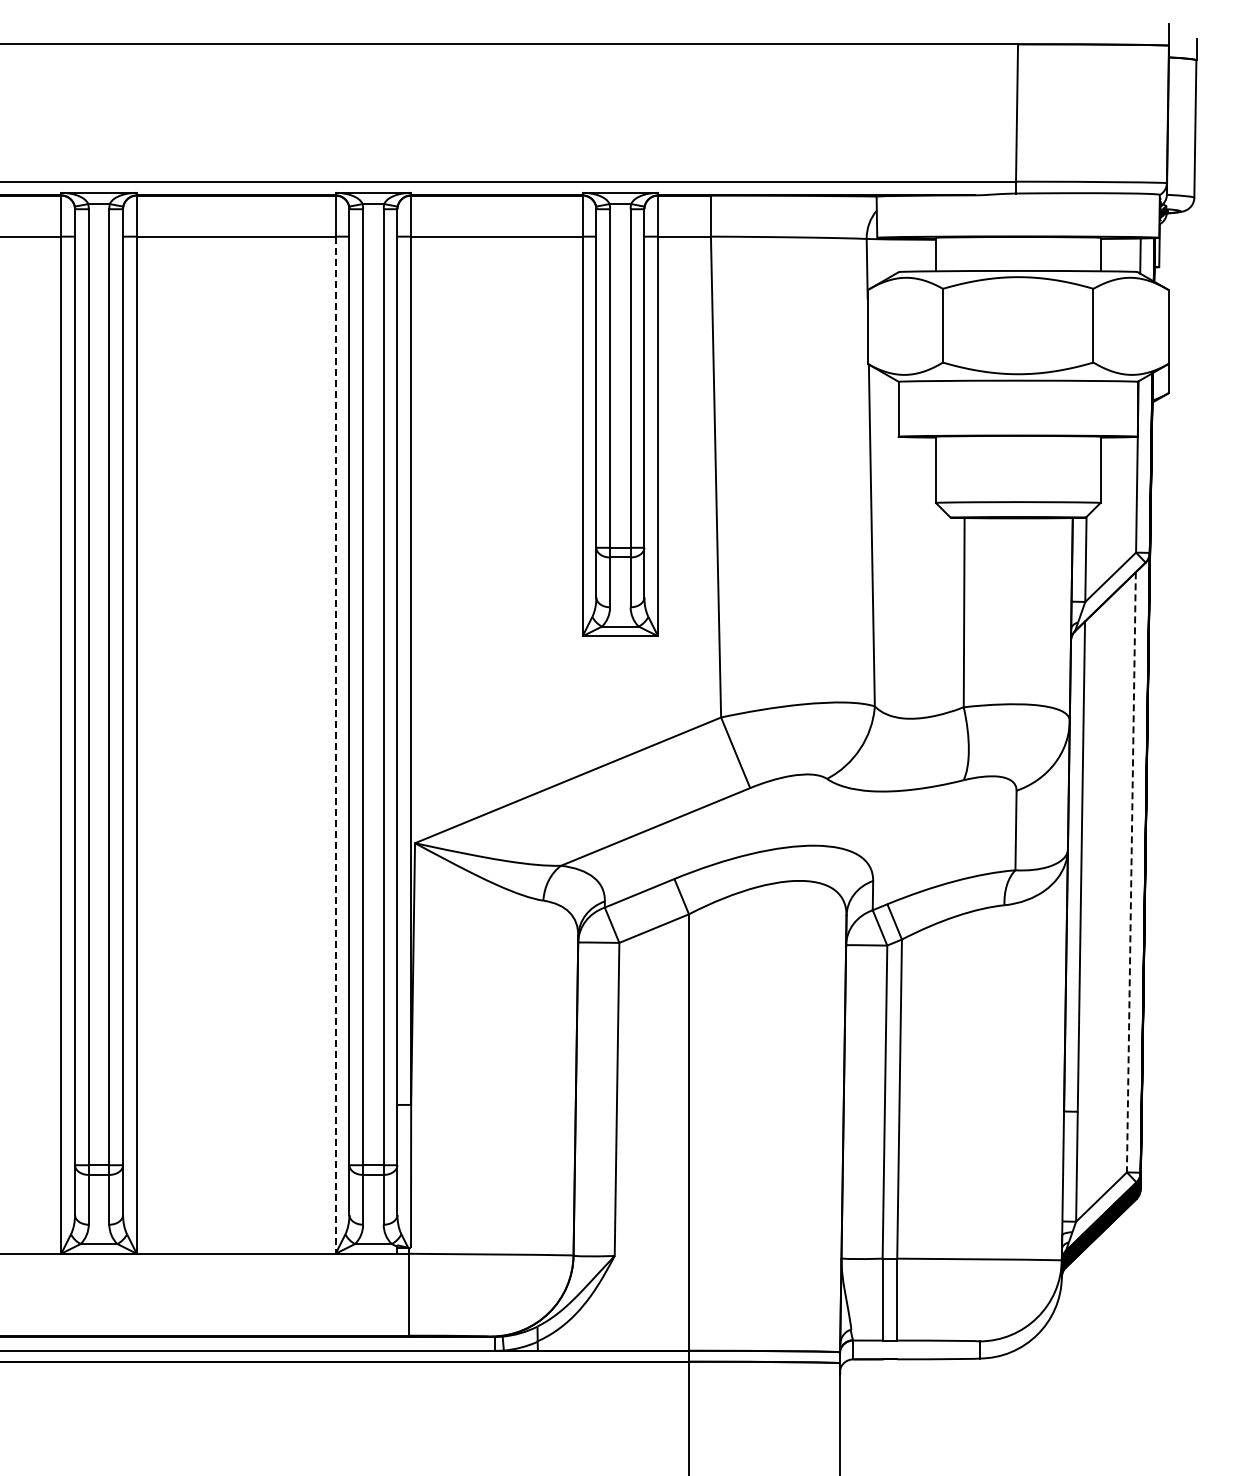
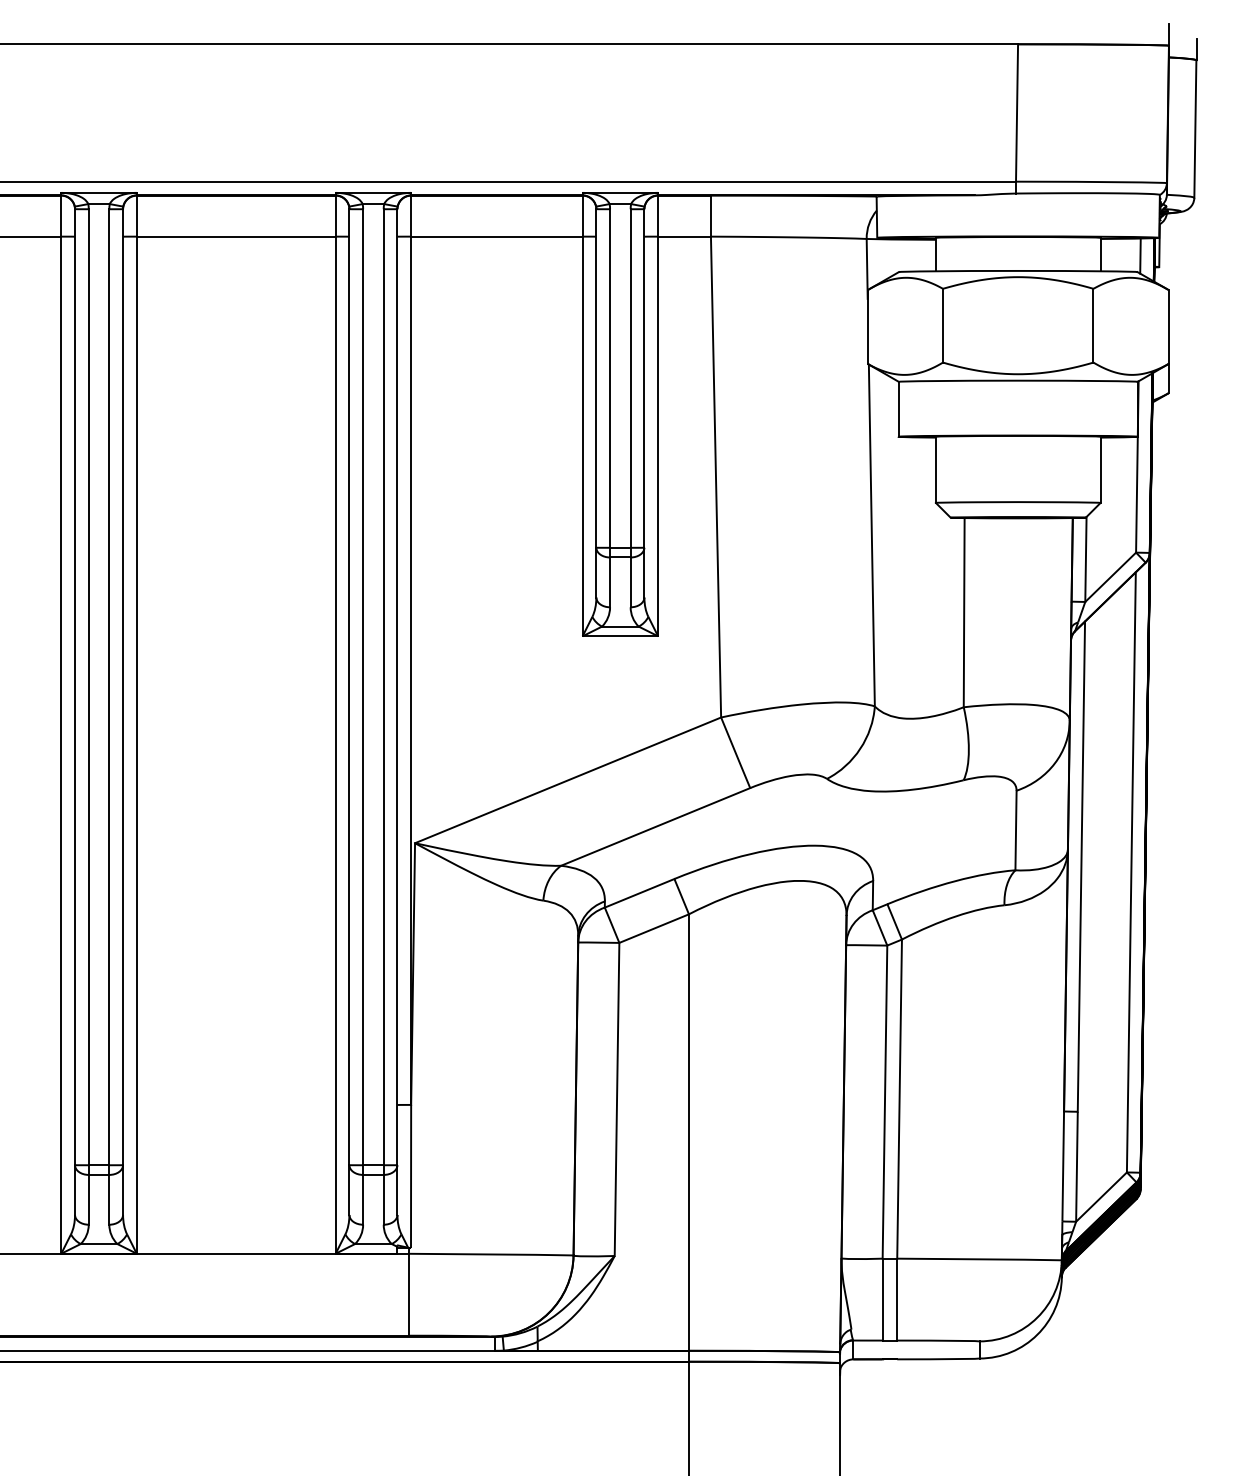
line: dashed -> solid (335, 745)
line: dashed -> solid (1131, 872)
